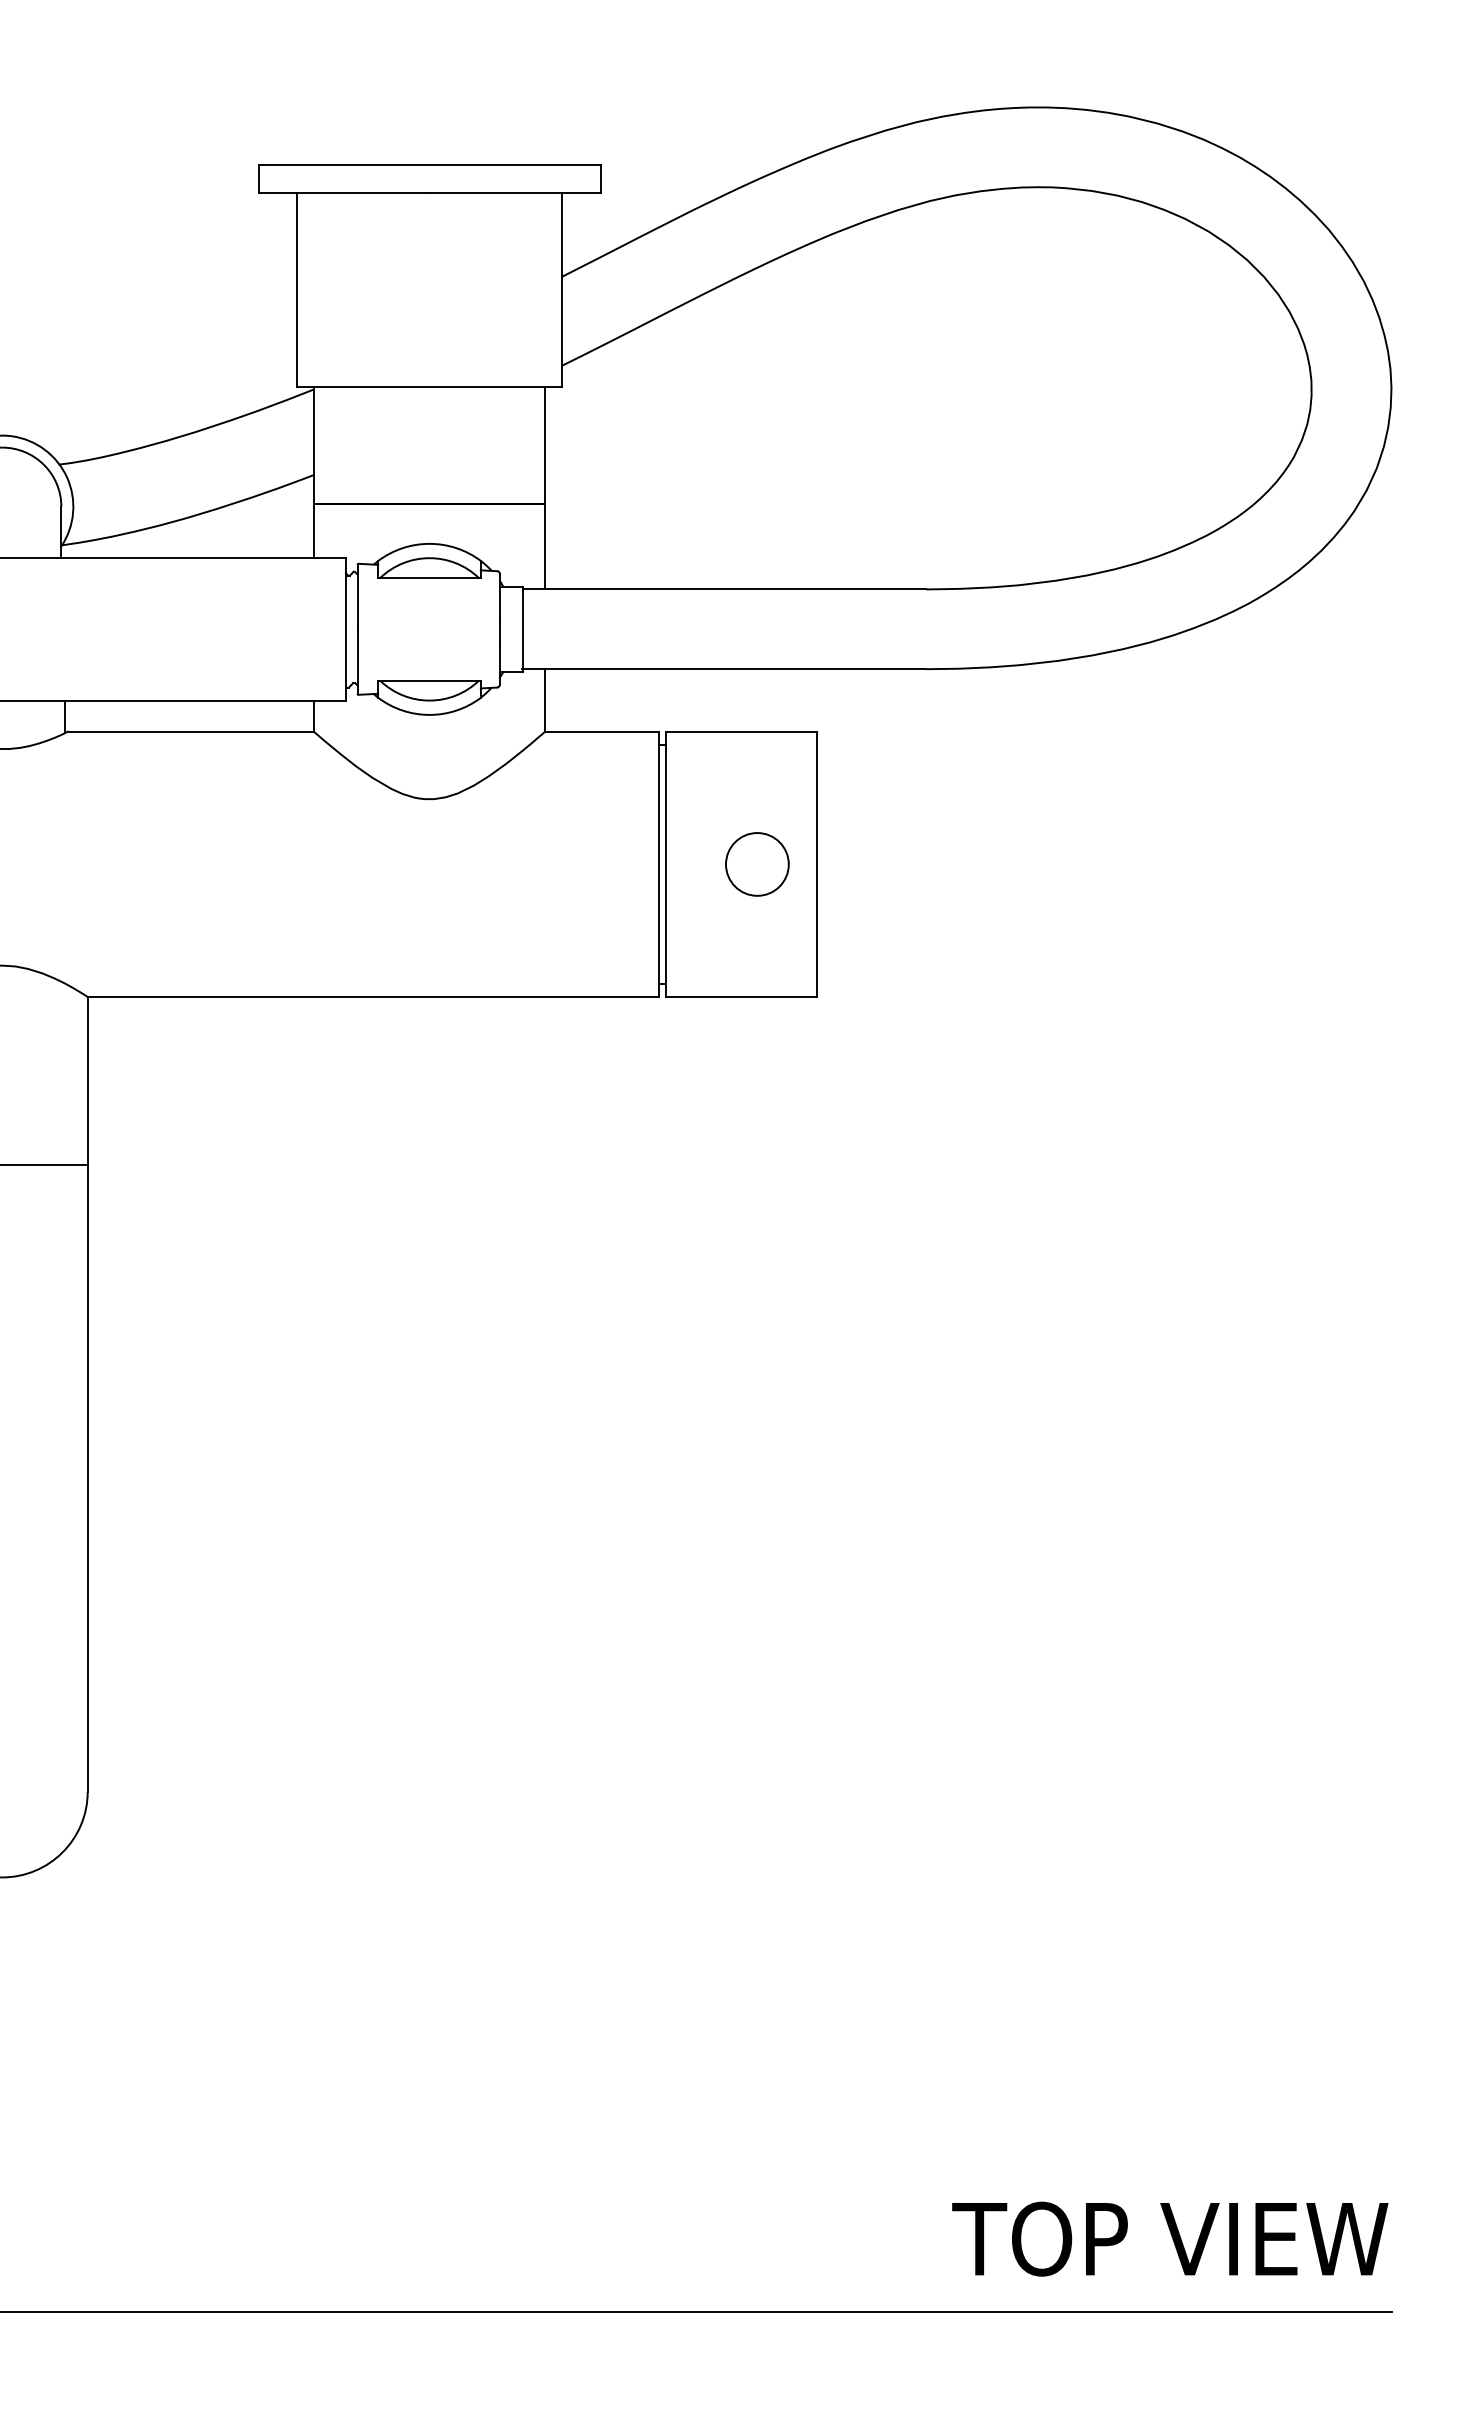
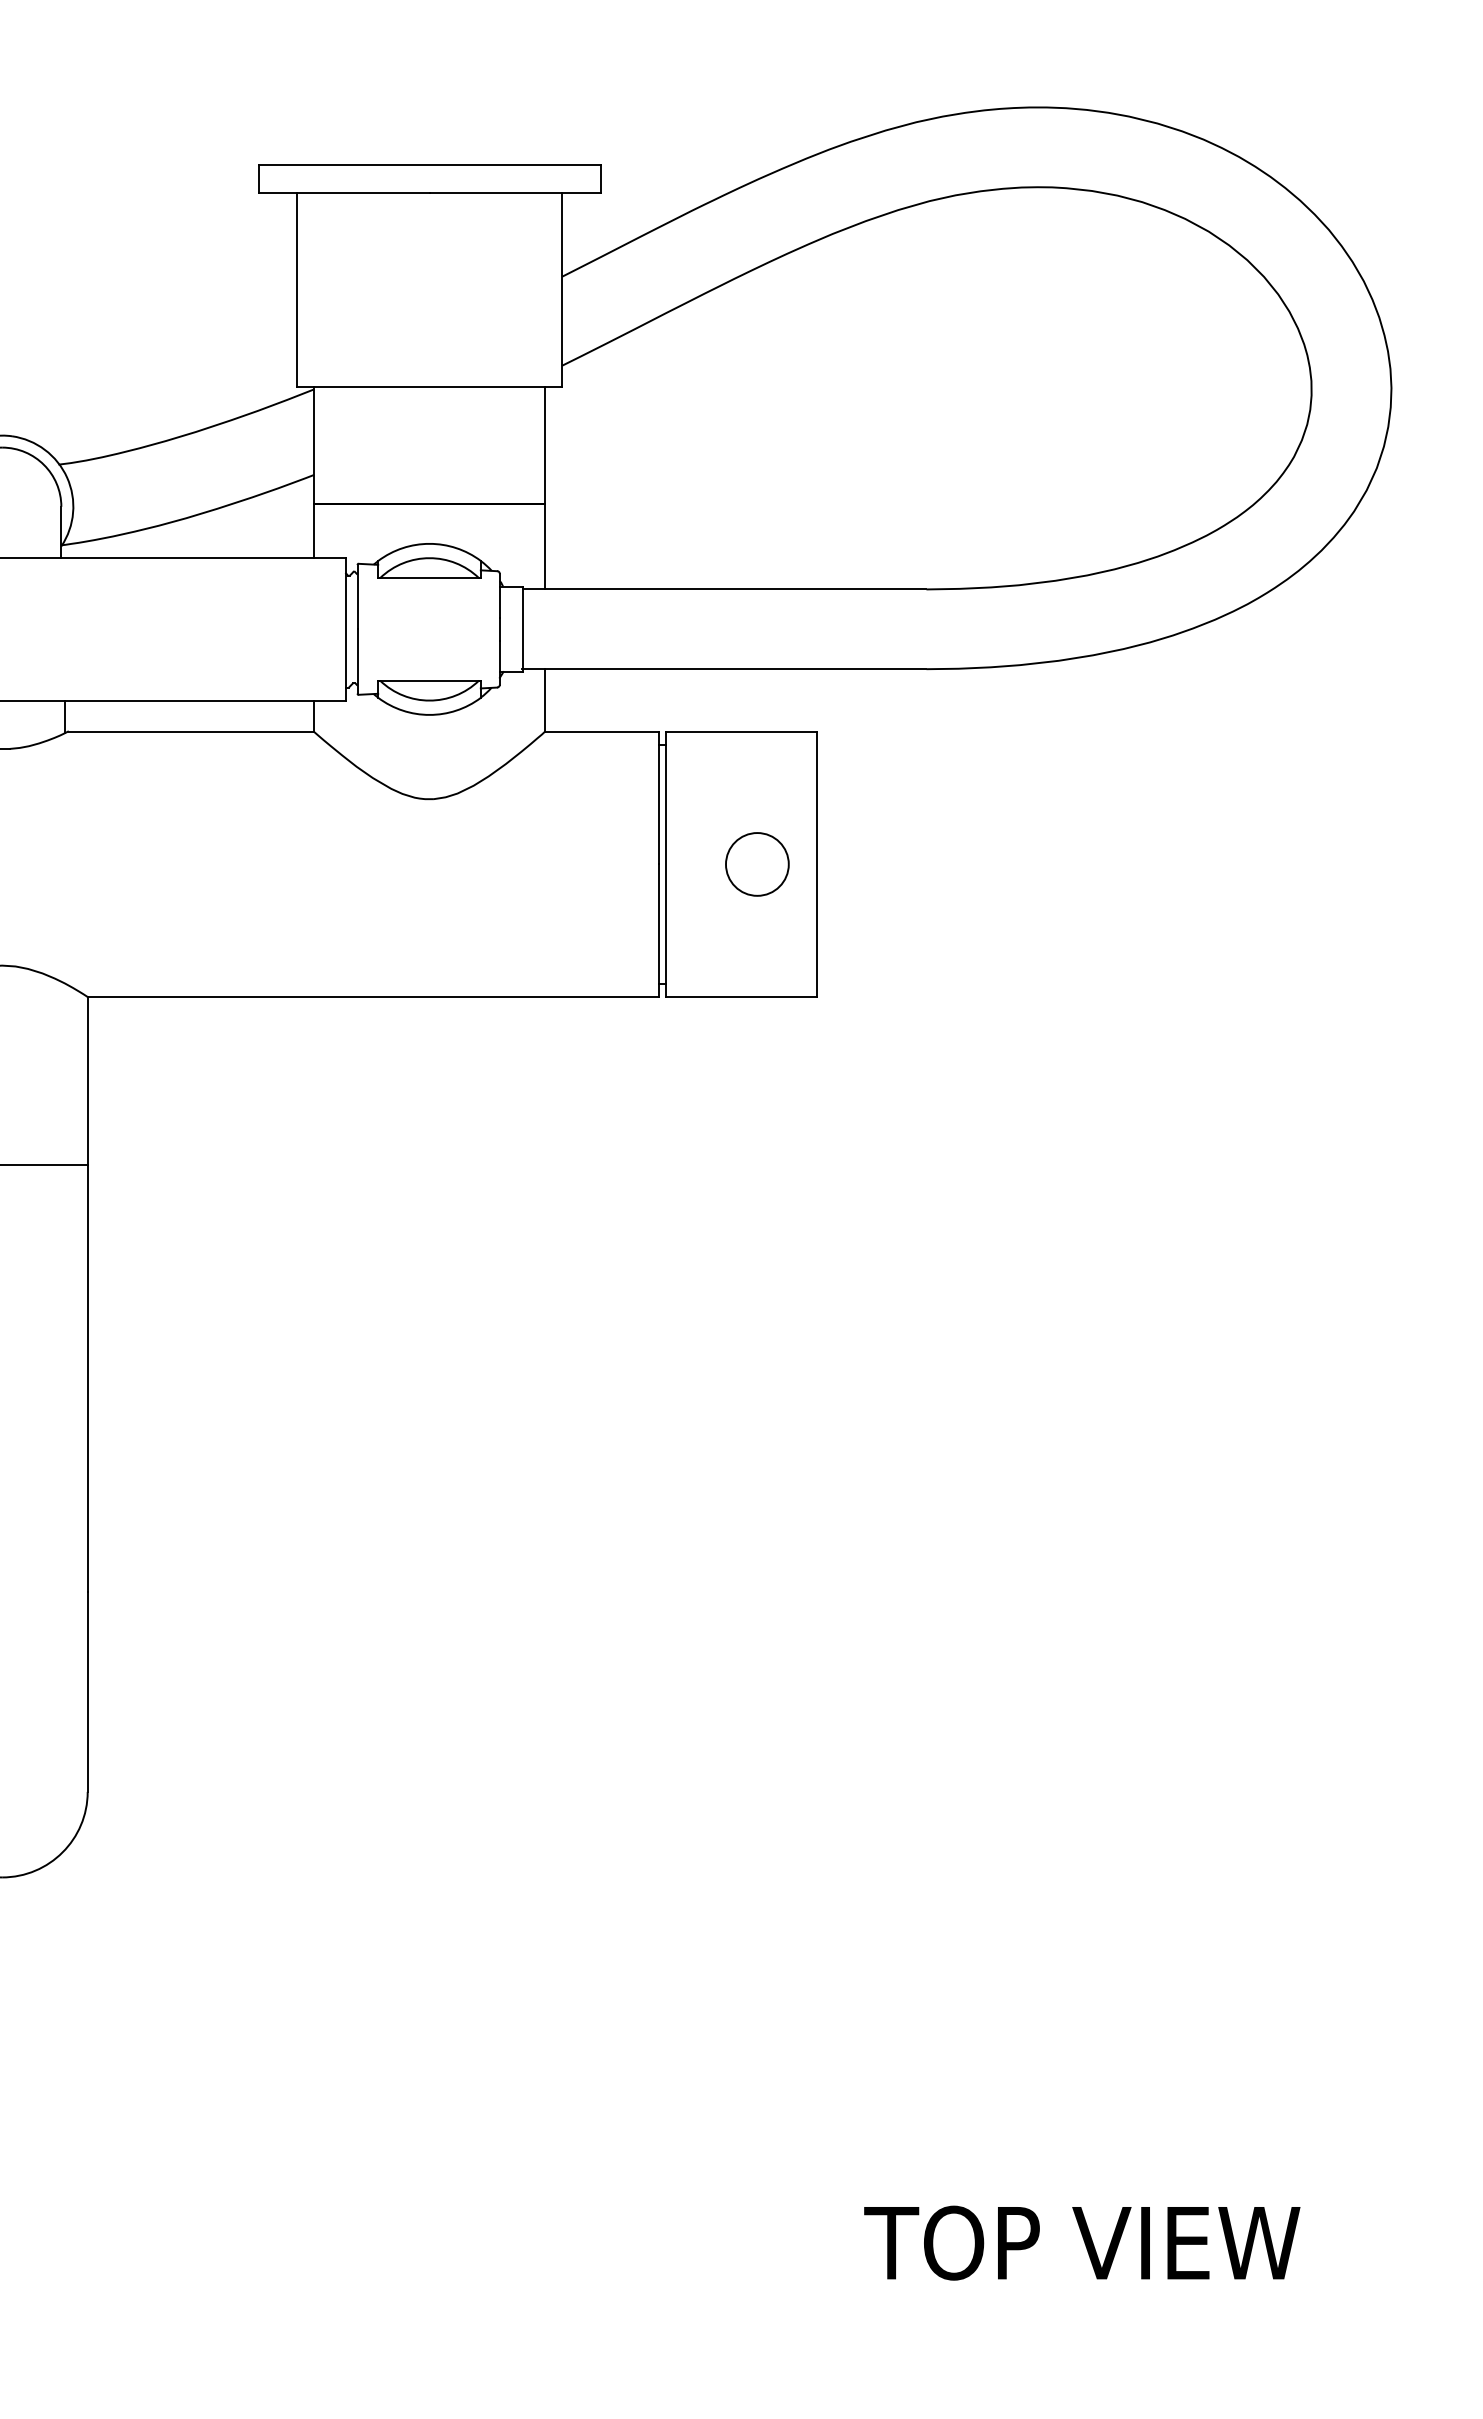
text position: (1170, 2238) -> (1082, 2242) (1082, 2242)
line: present -> none (696, 2311)
